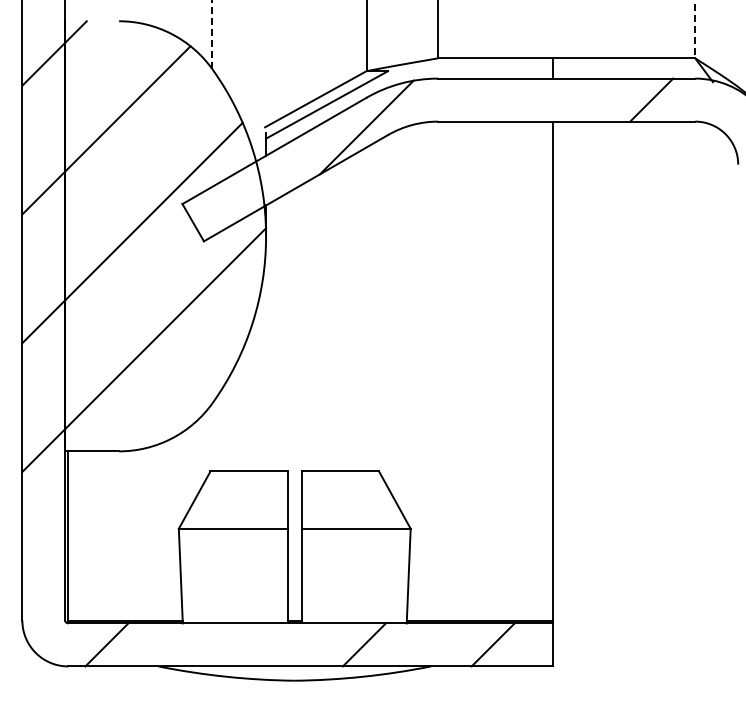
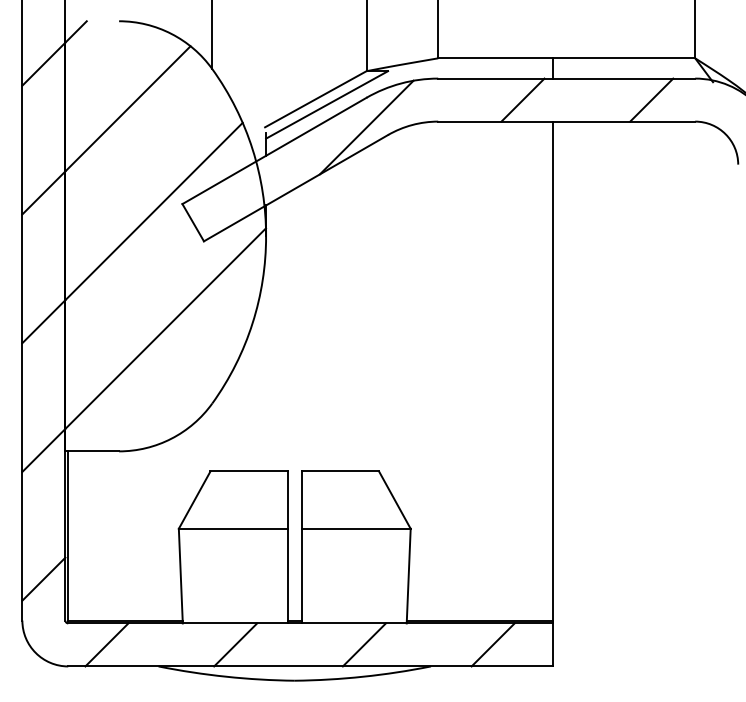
line: dashed -> solid (695, 29)
line: dashed -> solid (212, 34)
line: none -> present (522, 99)
line: none -> present (43, 578)
line: none -> present (235, 644)
